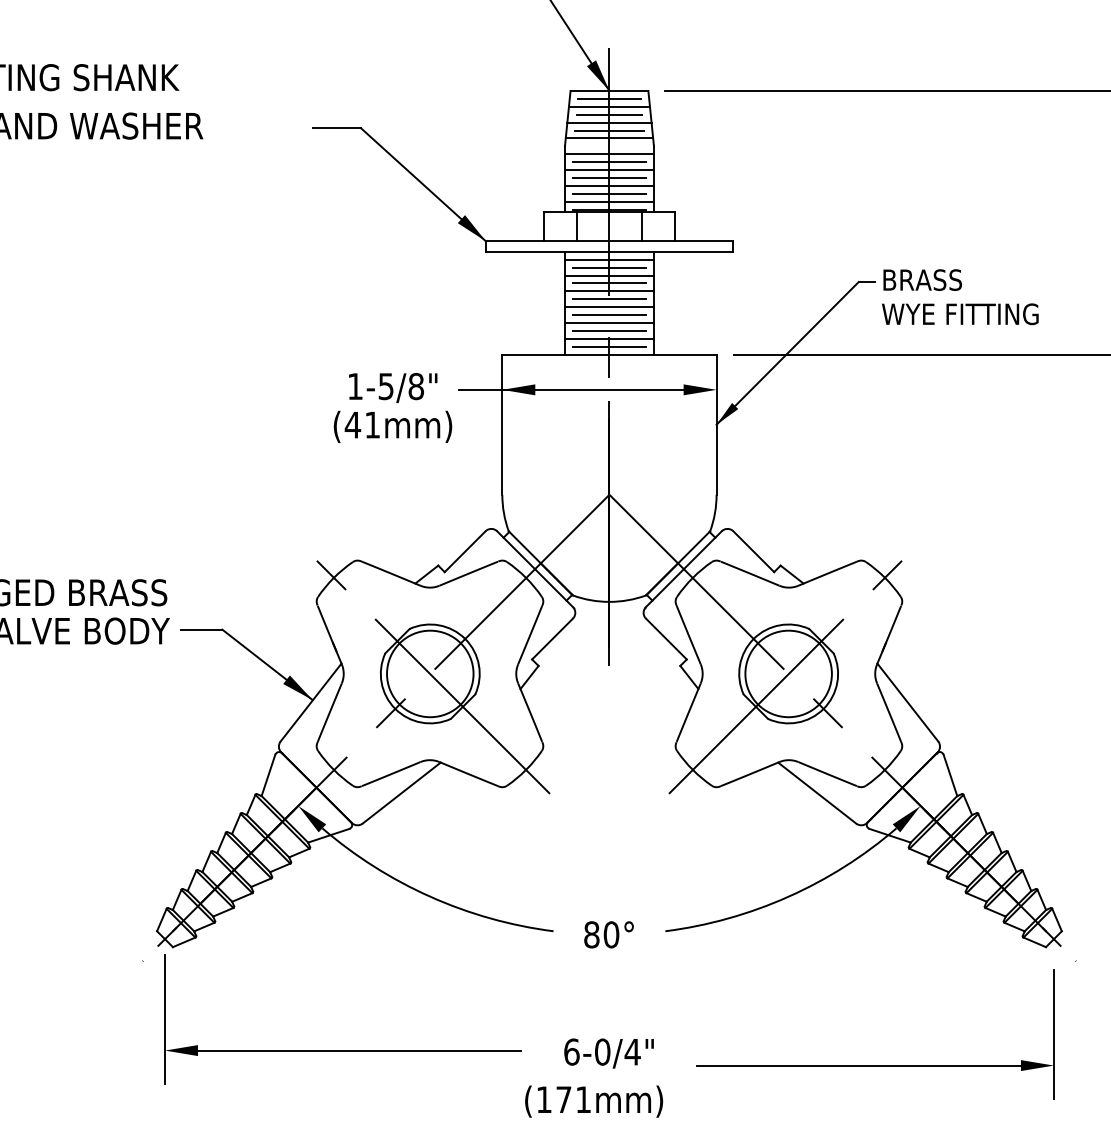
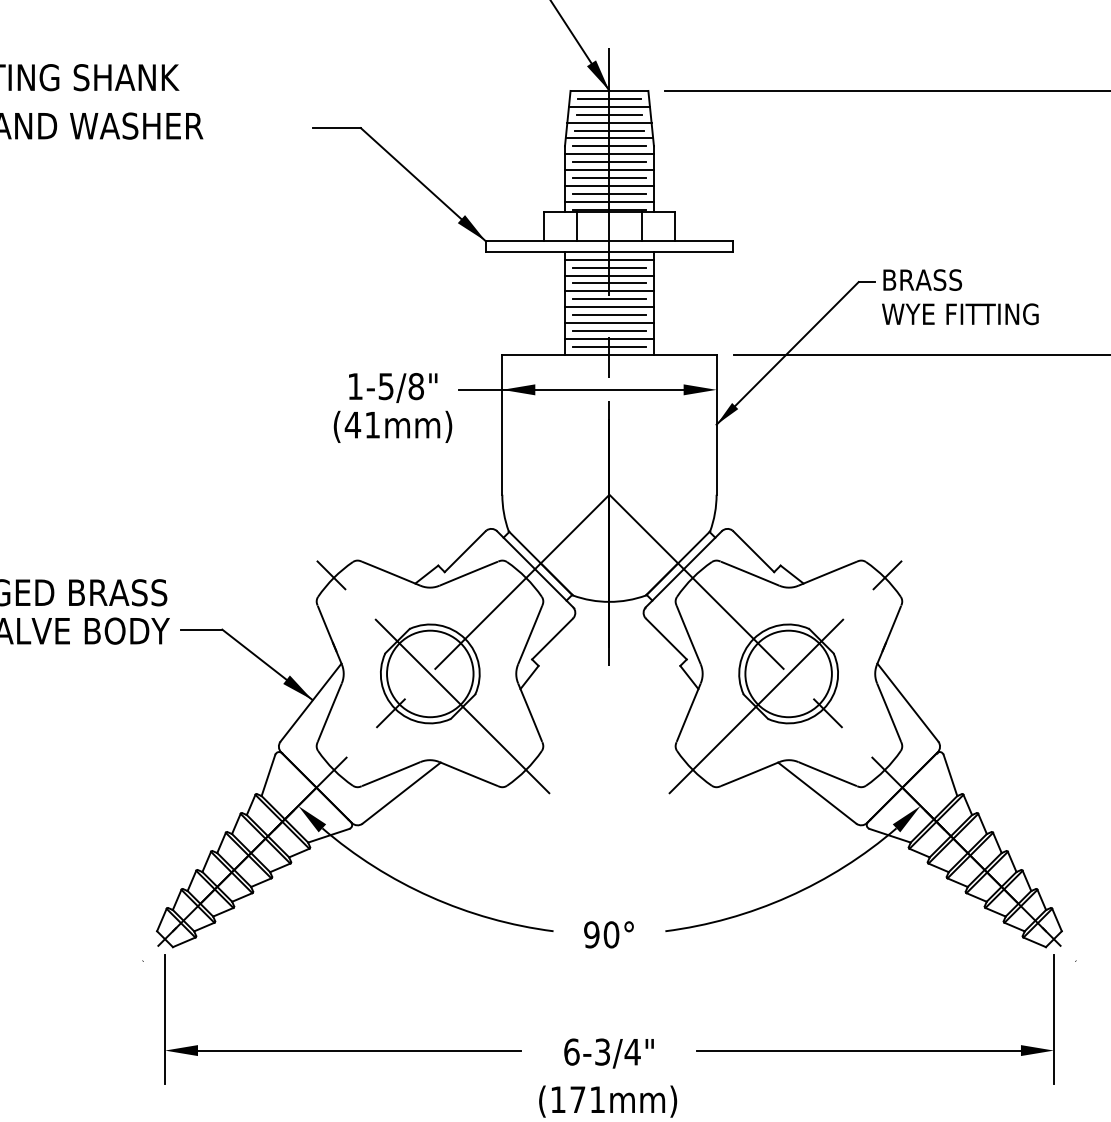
line: none -> present (609, 146)
text: 80° -> 90° (591, 934)
text: 6-0/4" -> 6-3/4" (602, 1051)
part position: (875, 1065) -> (875, 1050) (875, 1050)
text position: (594, 1101) -> (608, 1101) (608, 1101)
